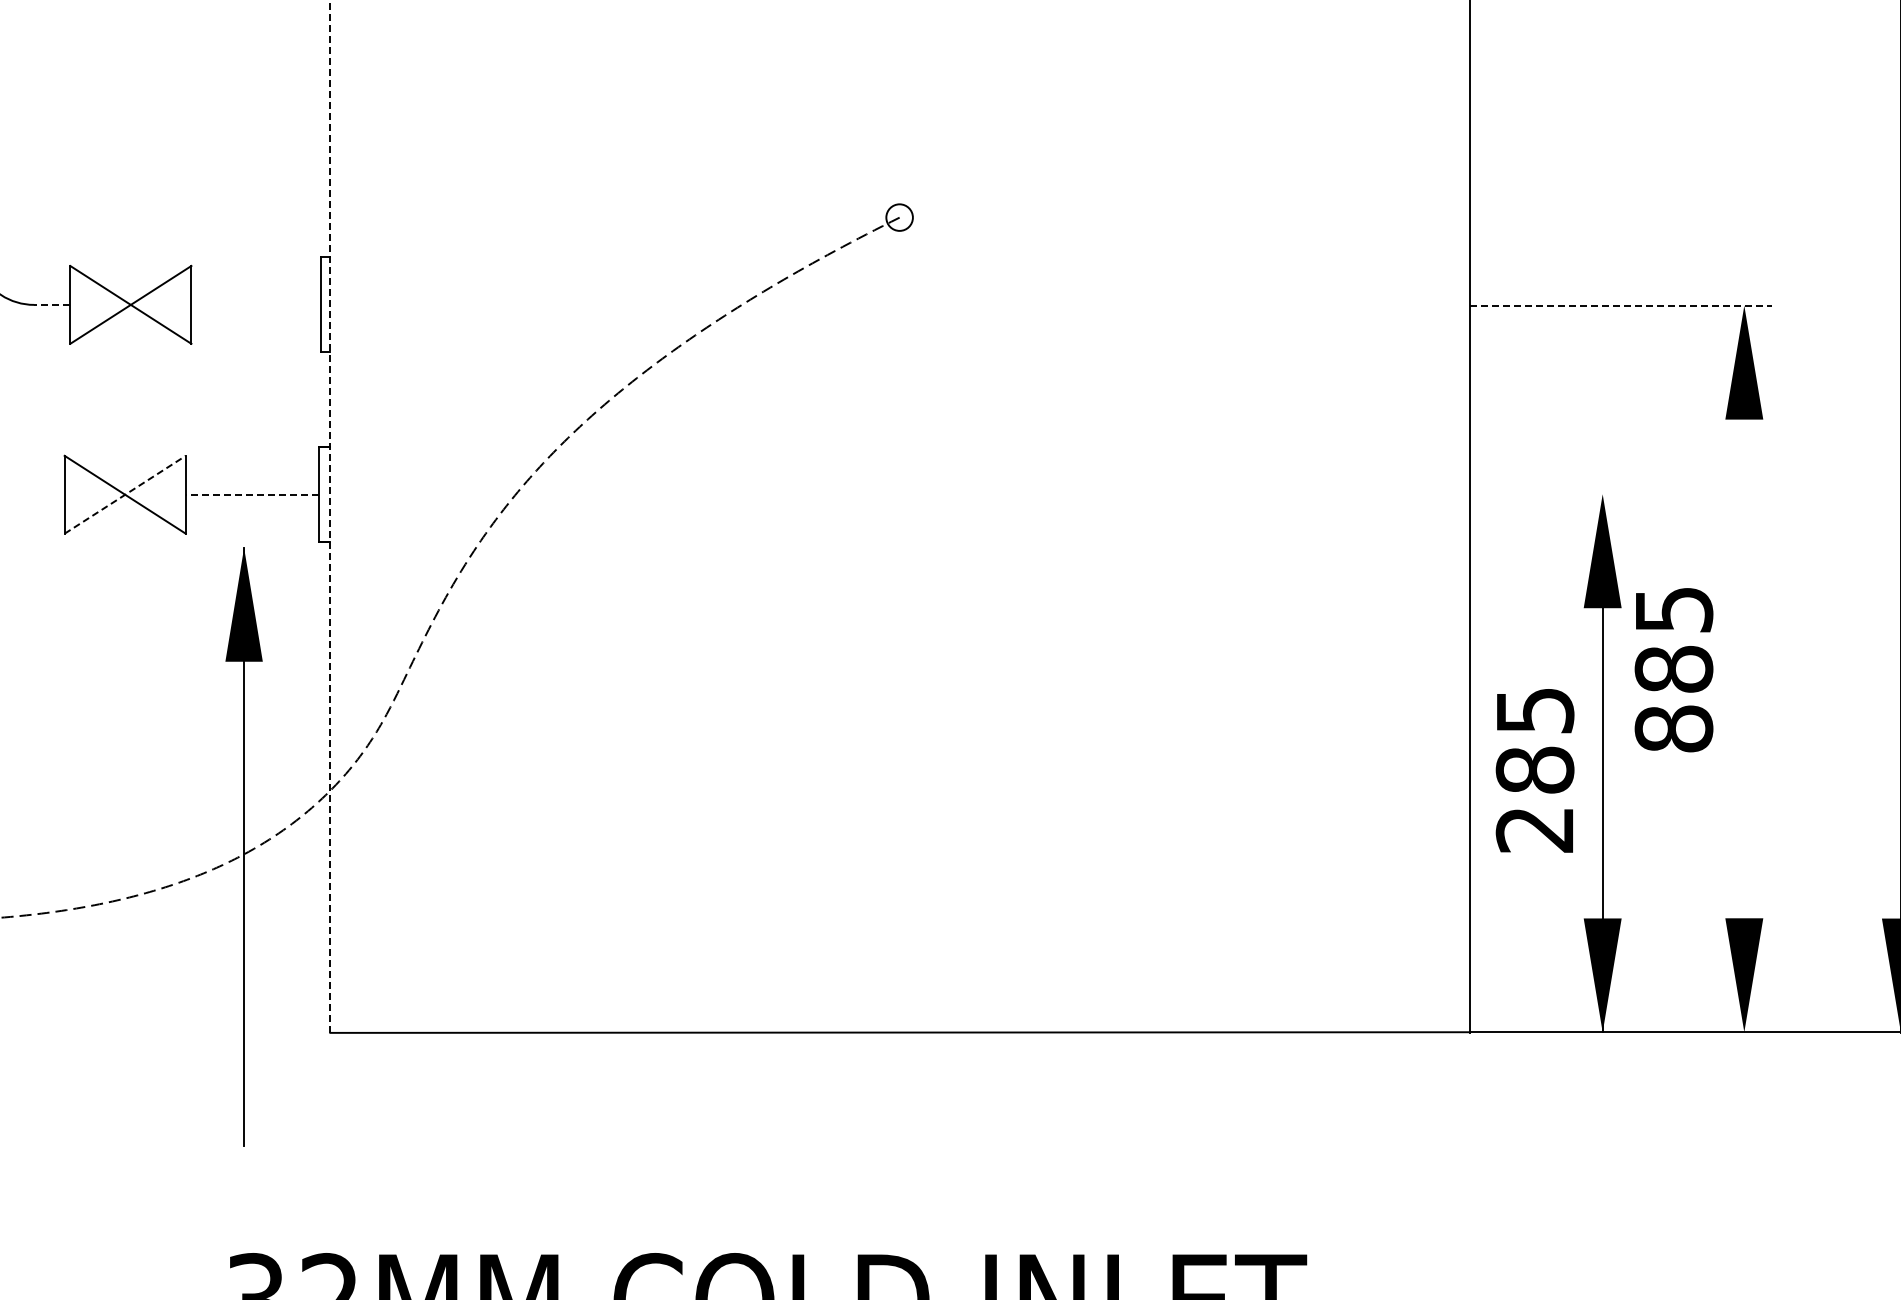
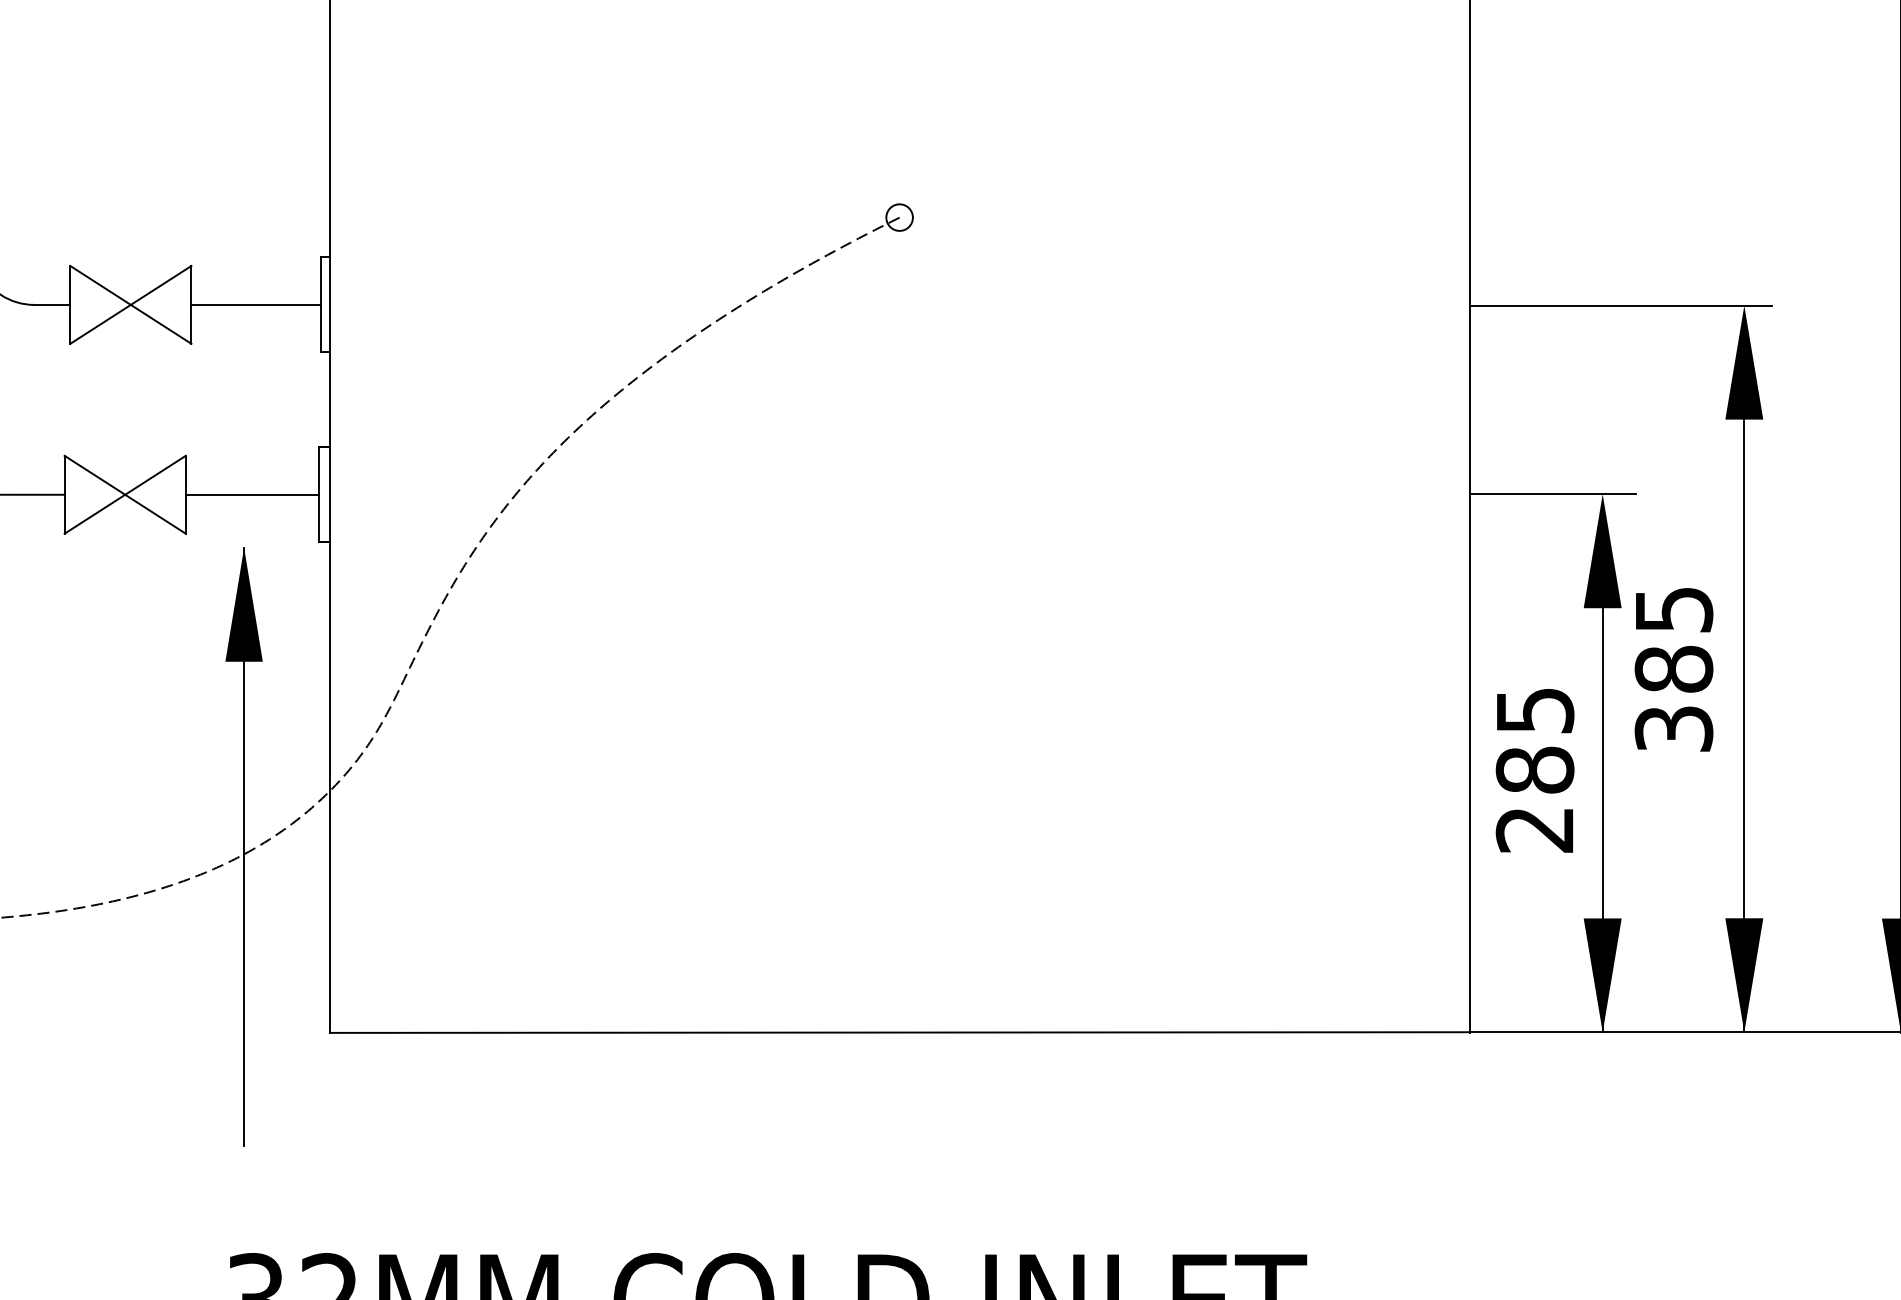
line: dashed -> solid (51, 304)
line: none -> present (255, 304)
line: dashed -> solid (1621, 305)
line: none -> present (33, 494)
line: dashed -> solid (125, 494)
line: dashed -> solid (252, 494)
line: none -> present (1552, 494)
line: dashed -> solid (330, 515)
line: none -> present (1744, 725)
text: 885 -> 385 (1673, 728)
